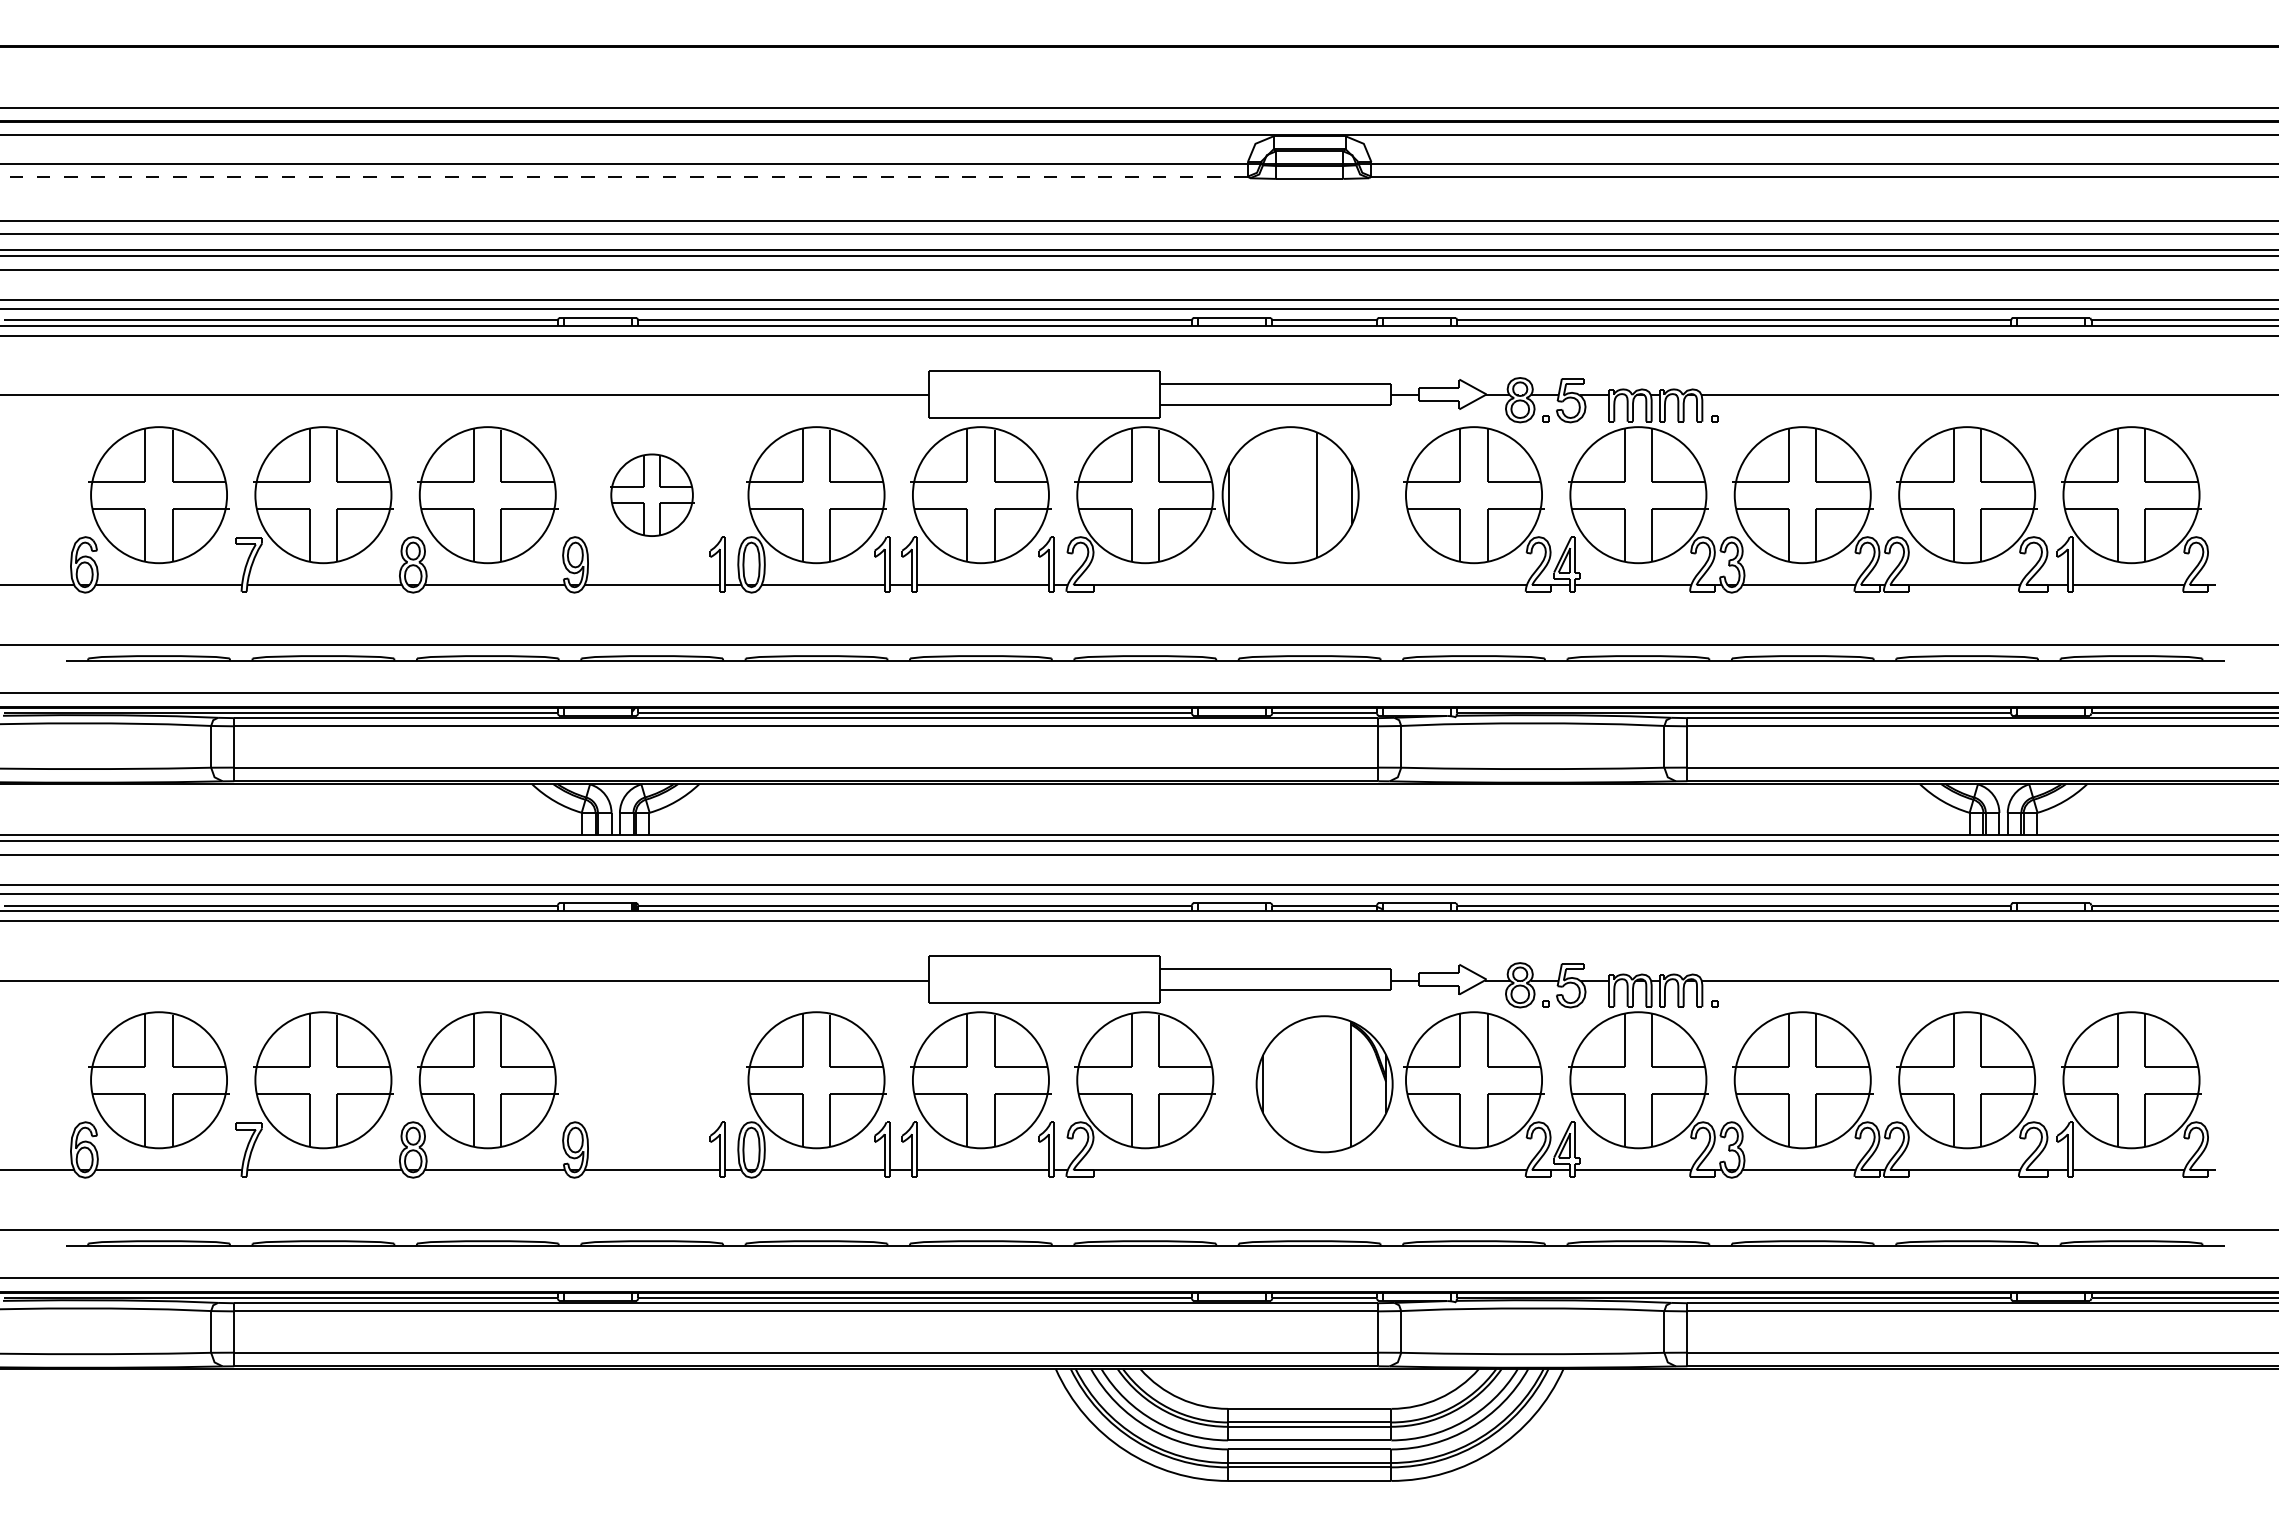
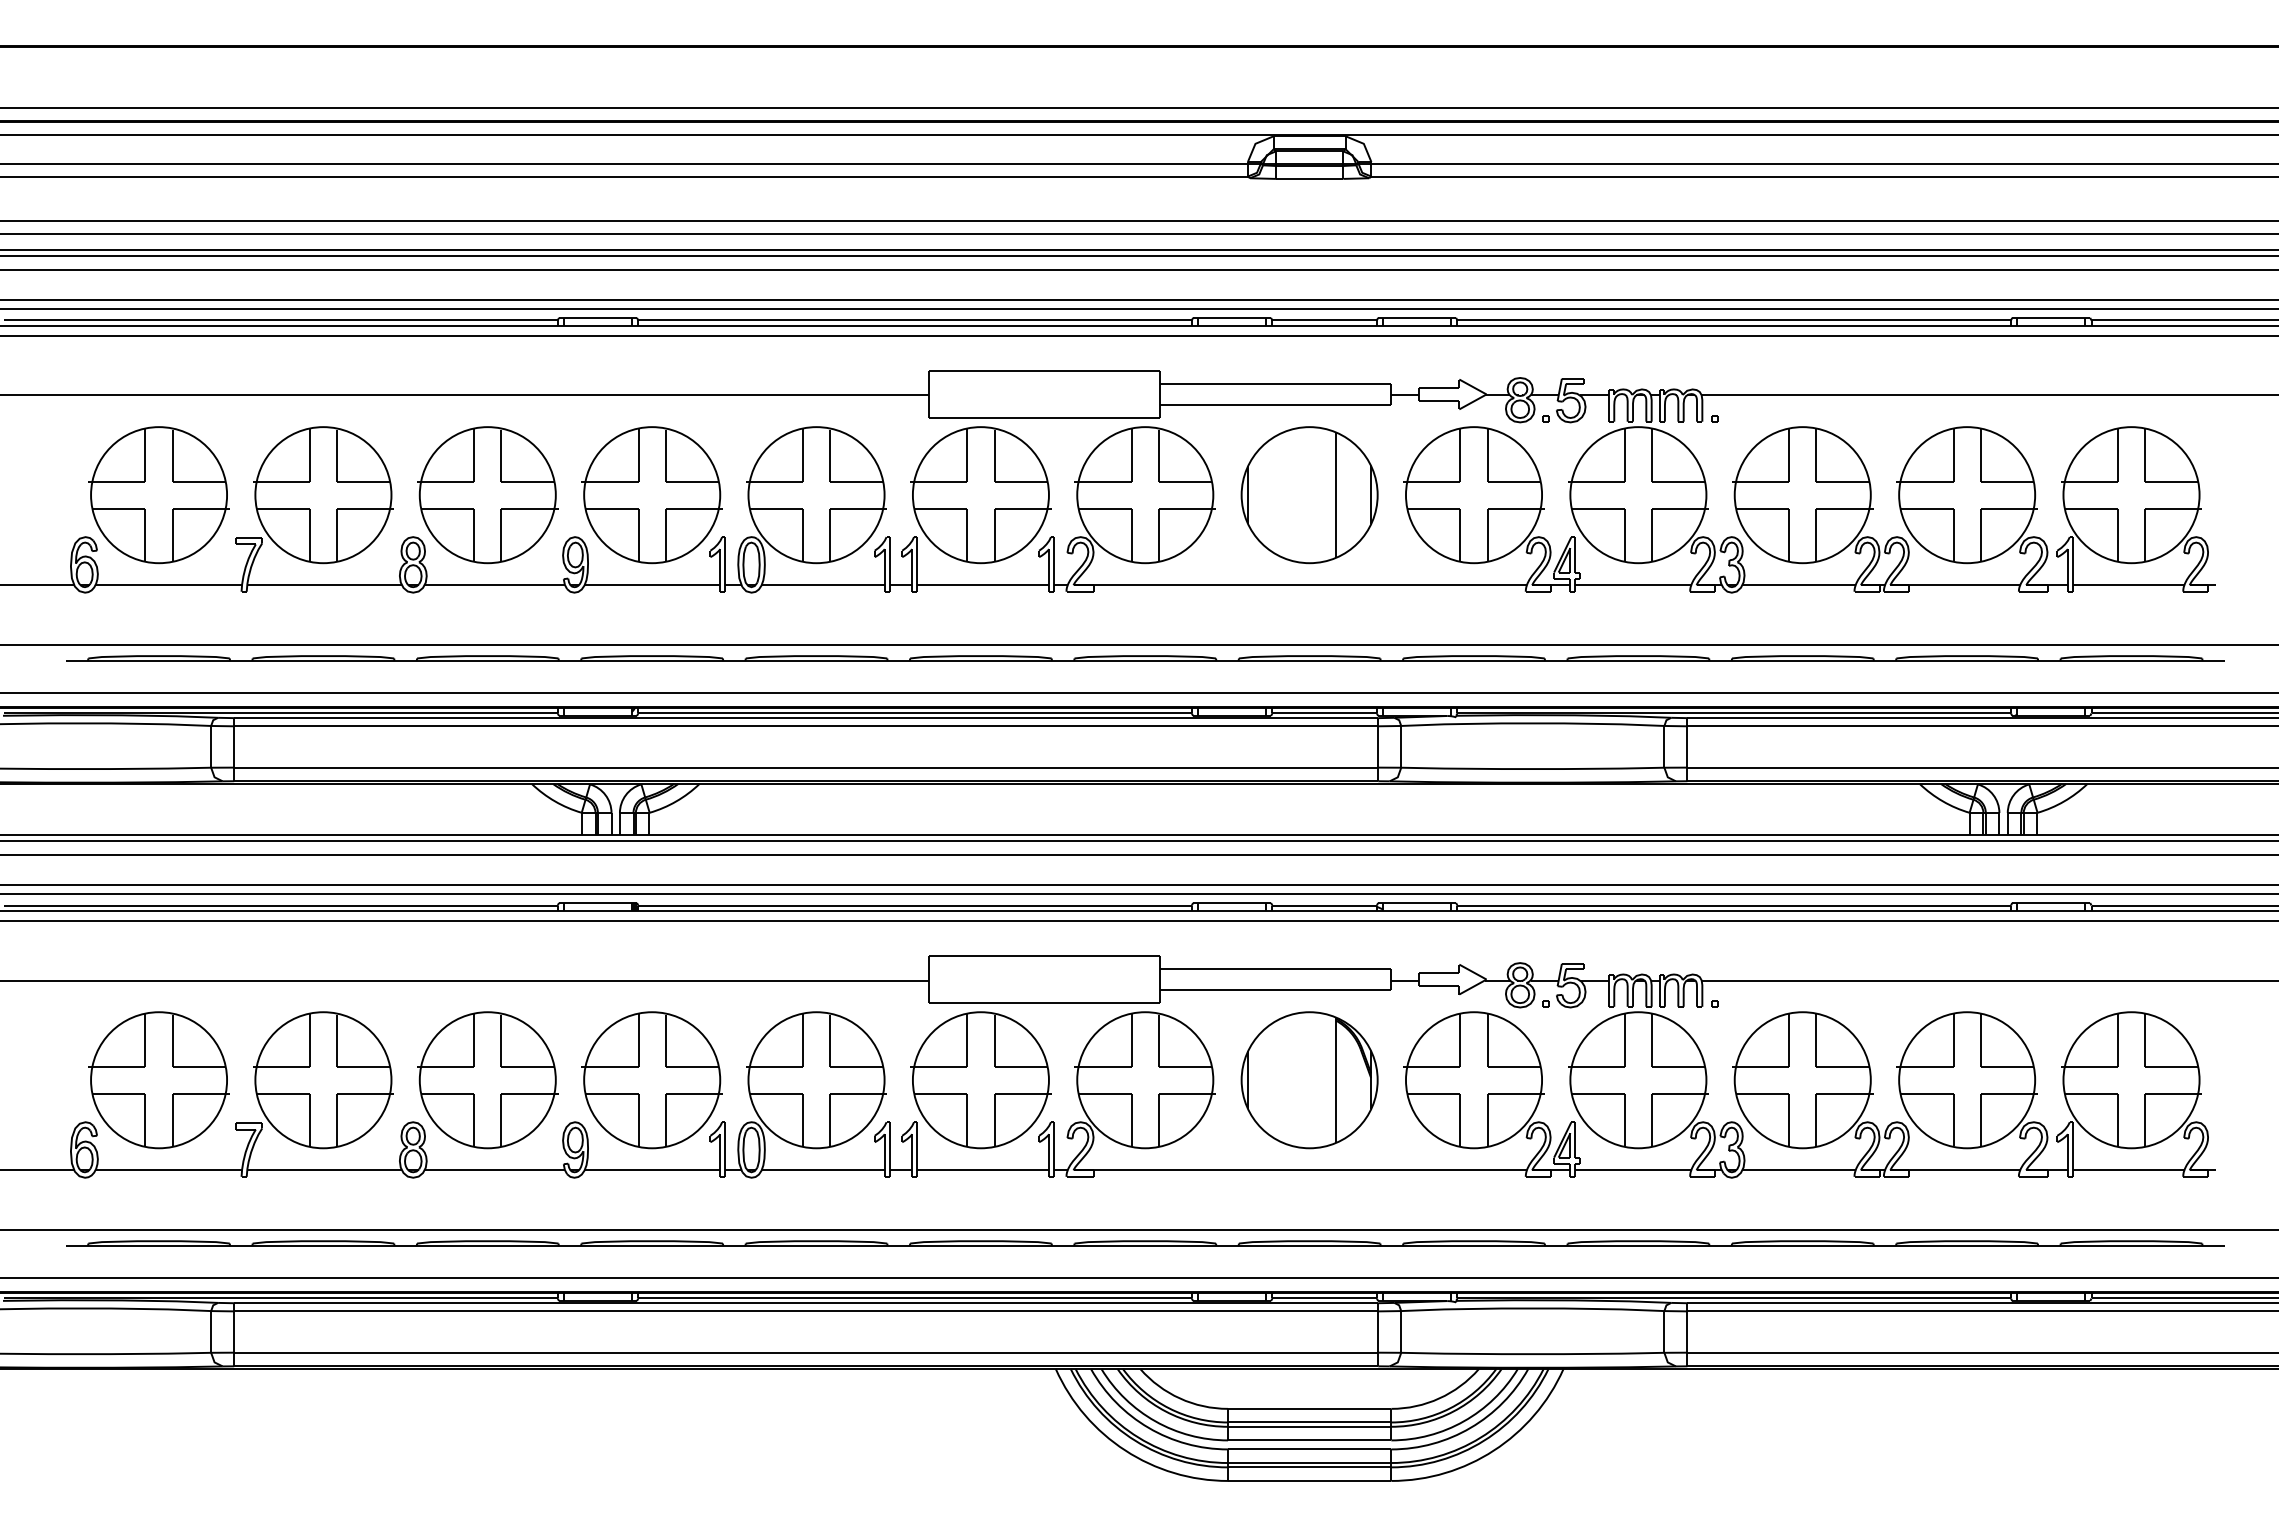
line: dashed -> solid (623, 176)
part size: 85x84 px -> 142x139 px (651, 495)
part position: (1290, 495) -> (1309, 495) (1309, 495)
part: none -> present (651, 1080)
part position: (1324, 1084) -> (1309, 1080) (1309, 1080)
